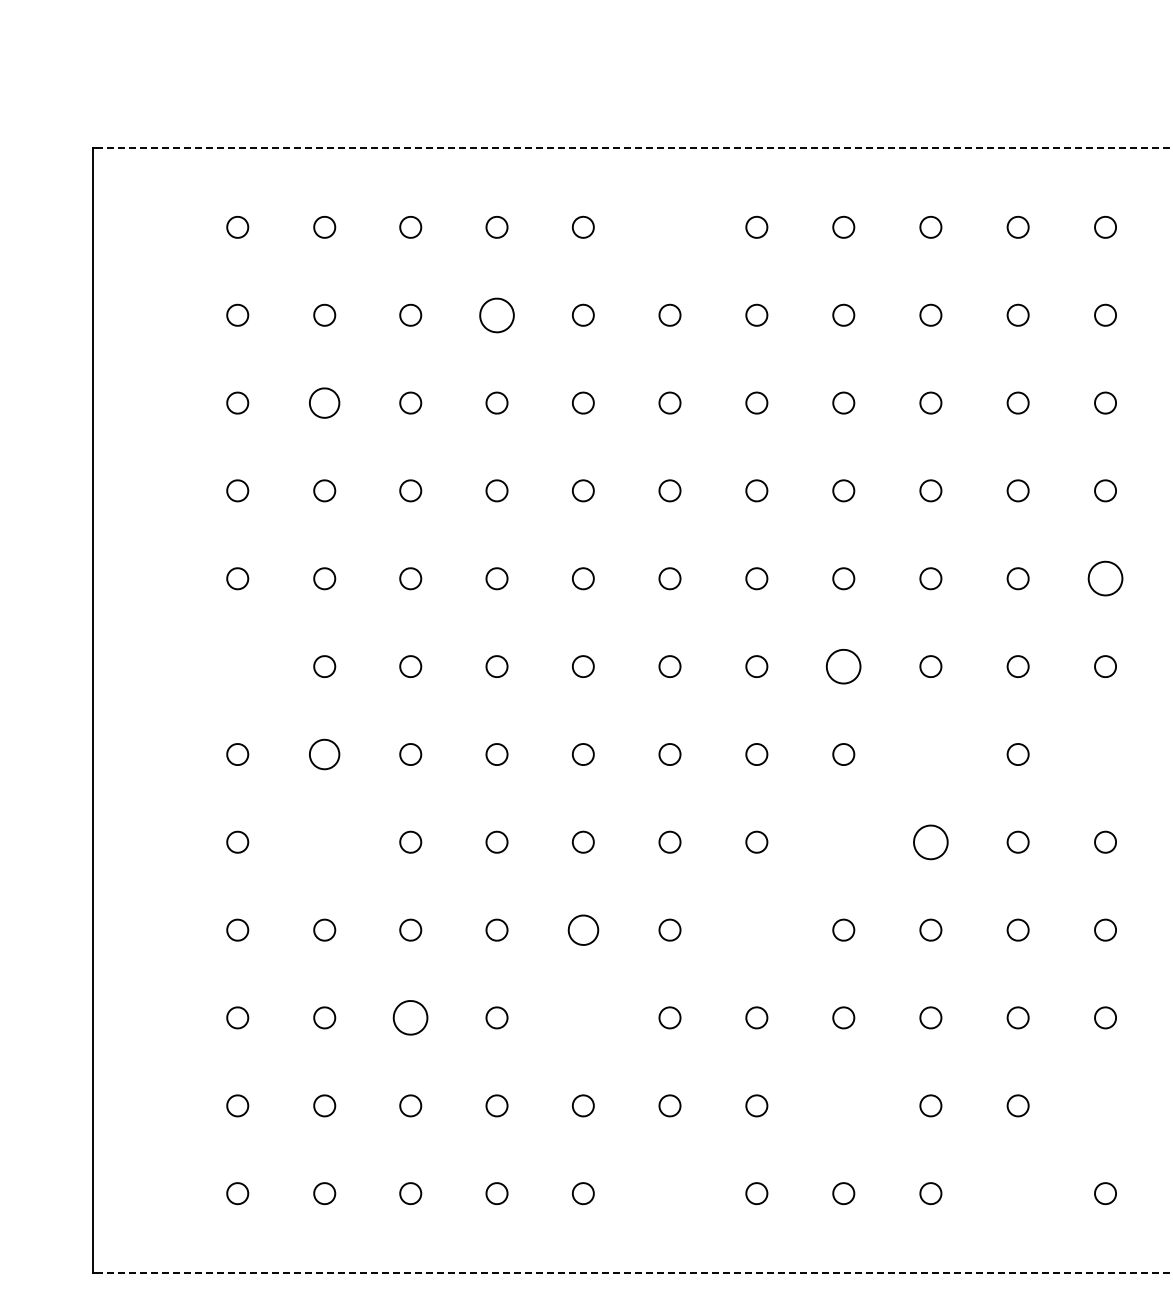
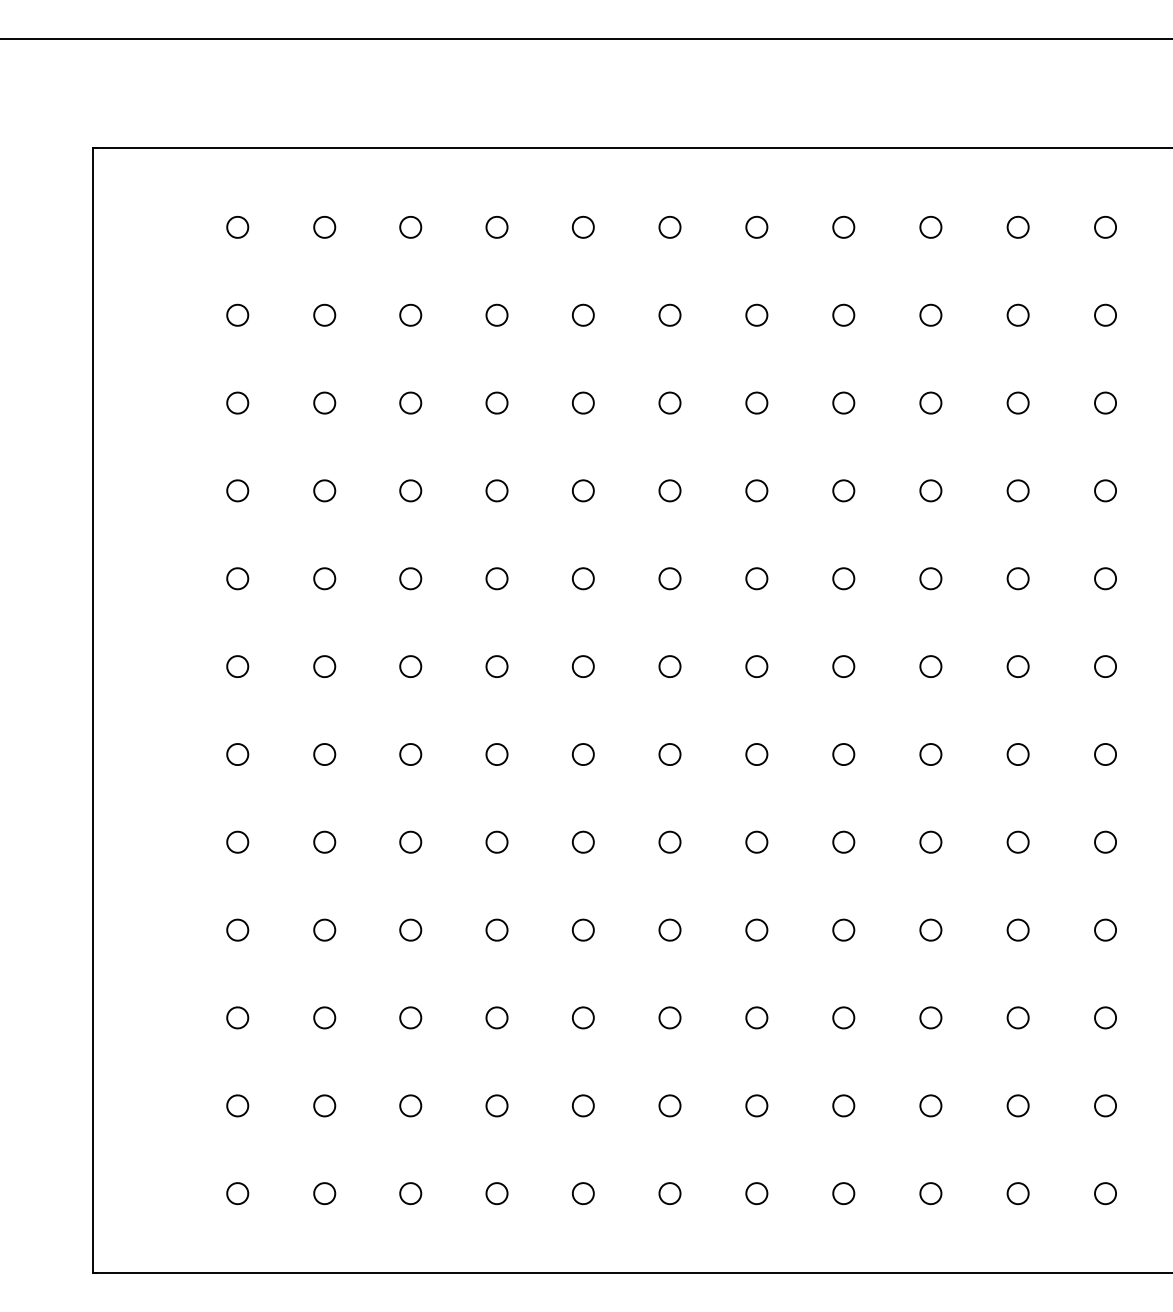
line: none -> present (585, 39)
line: dashed -> solid (634, 148)
part: none -> present (669, 226)
part size: 36x37 px -> 24x24 px (496, 314)
part size: 32x32 px -> 24x24 px (324, 402)
part size: 37x37 px -> 23x24 px (1105, 578)
part: none -> present (237, 666)
part size: 37x36 px -> 24x23 px (843, 666)
part size: 32x33 px -> 24x23 px (324, 754)
part: none -> present (930, 754)
part: none -> present (1105, 754)
part: none -> present (324, 841)
part: none -> present (843, 841)
part size: 36x37 px -> 24x24 px (930, 841)
part size: 33x32 px -> 24x24 px (582, 929)
part: none -> present (756, 929)
part size: 37x36 px -> 24x24 px (410, 1017)
part: none -> present (583, 1017)
part: none -> present (843, 1105)
part: none -> present (1105, 1105)
part: none -> present (669, 1193)
part: none -> present (1017, 1193)
line: dashed -> solid (634, 1272)
